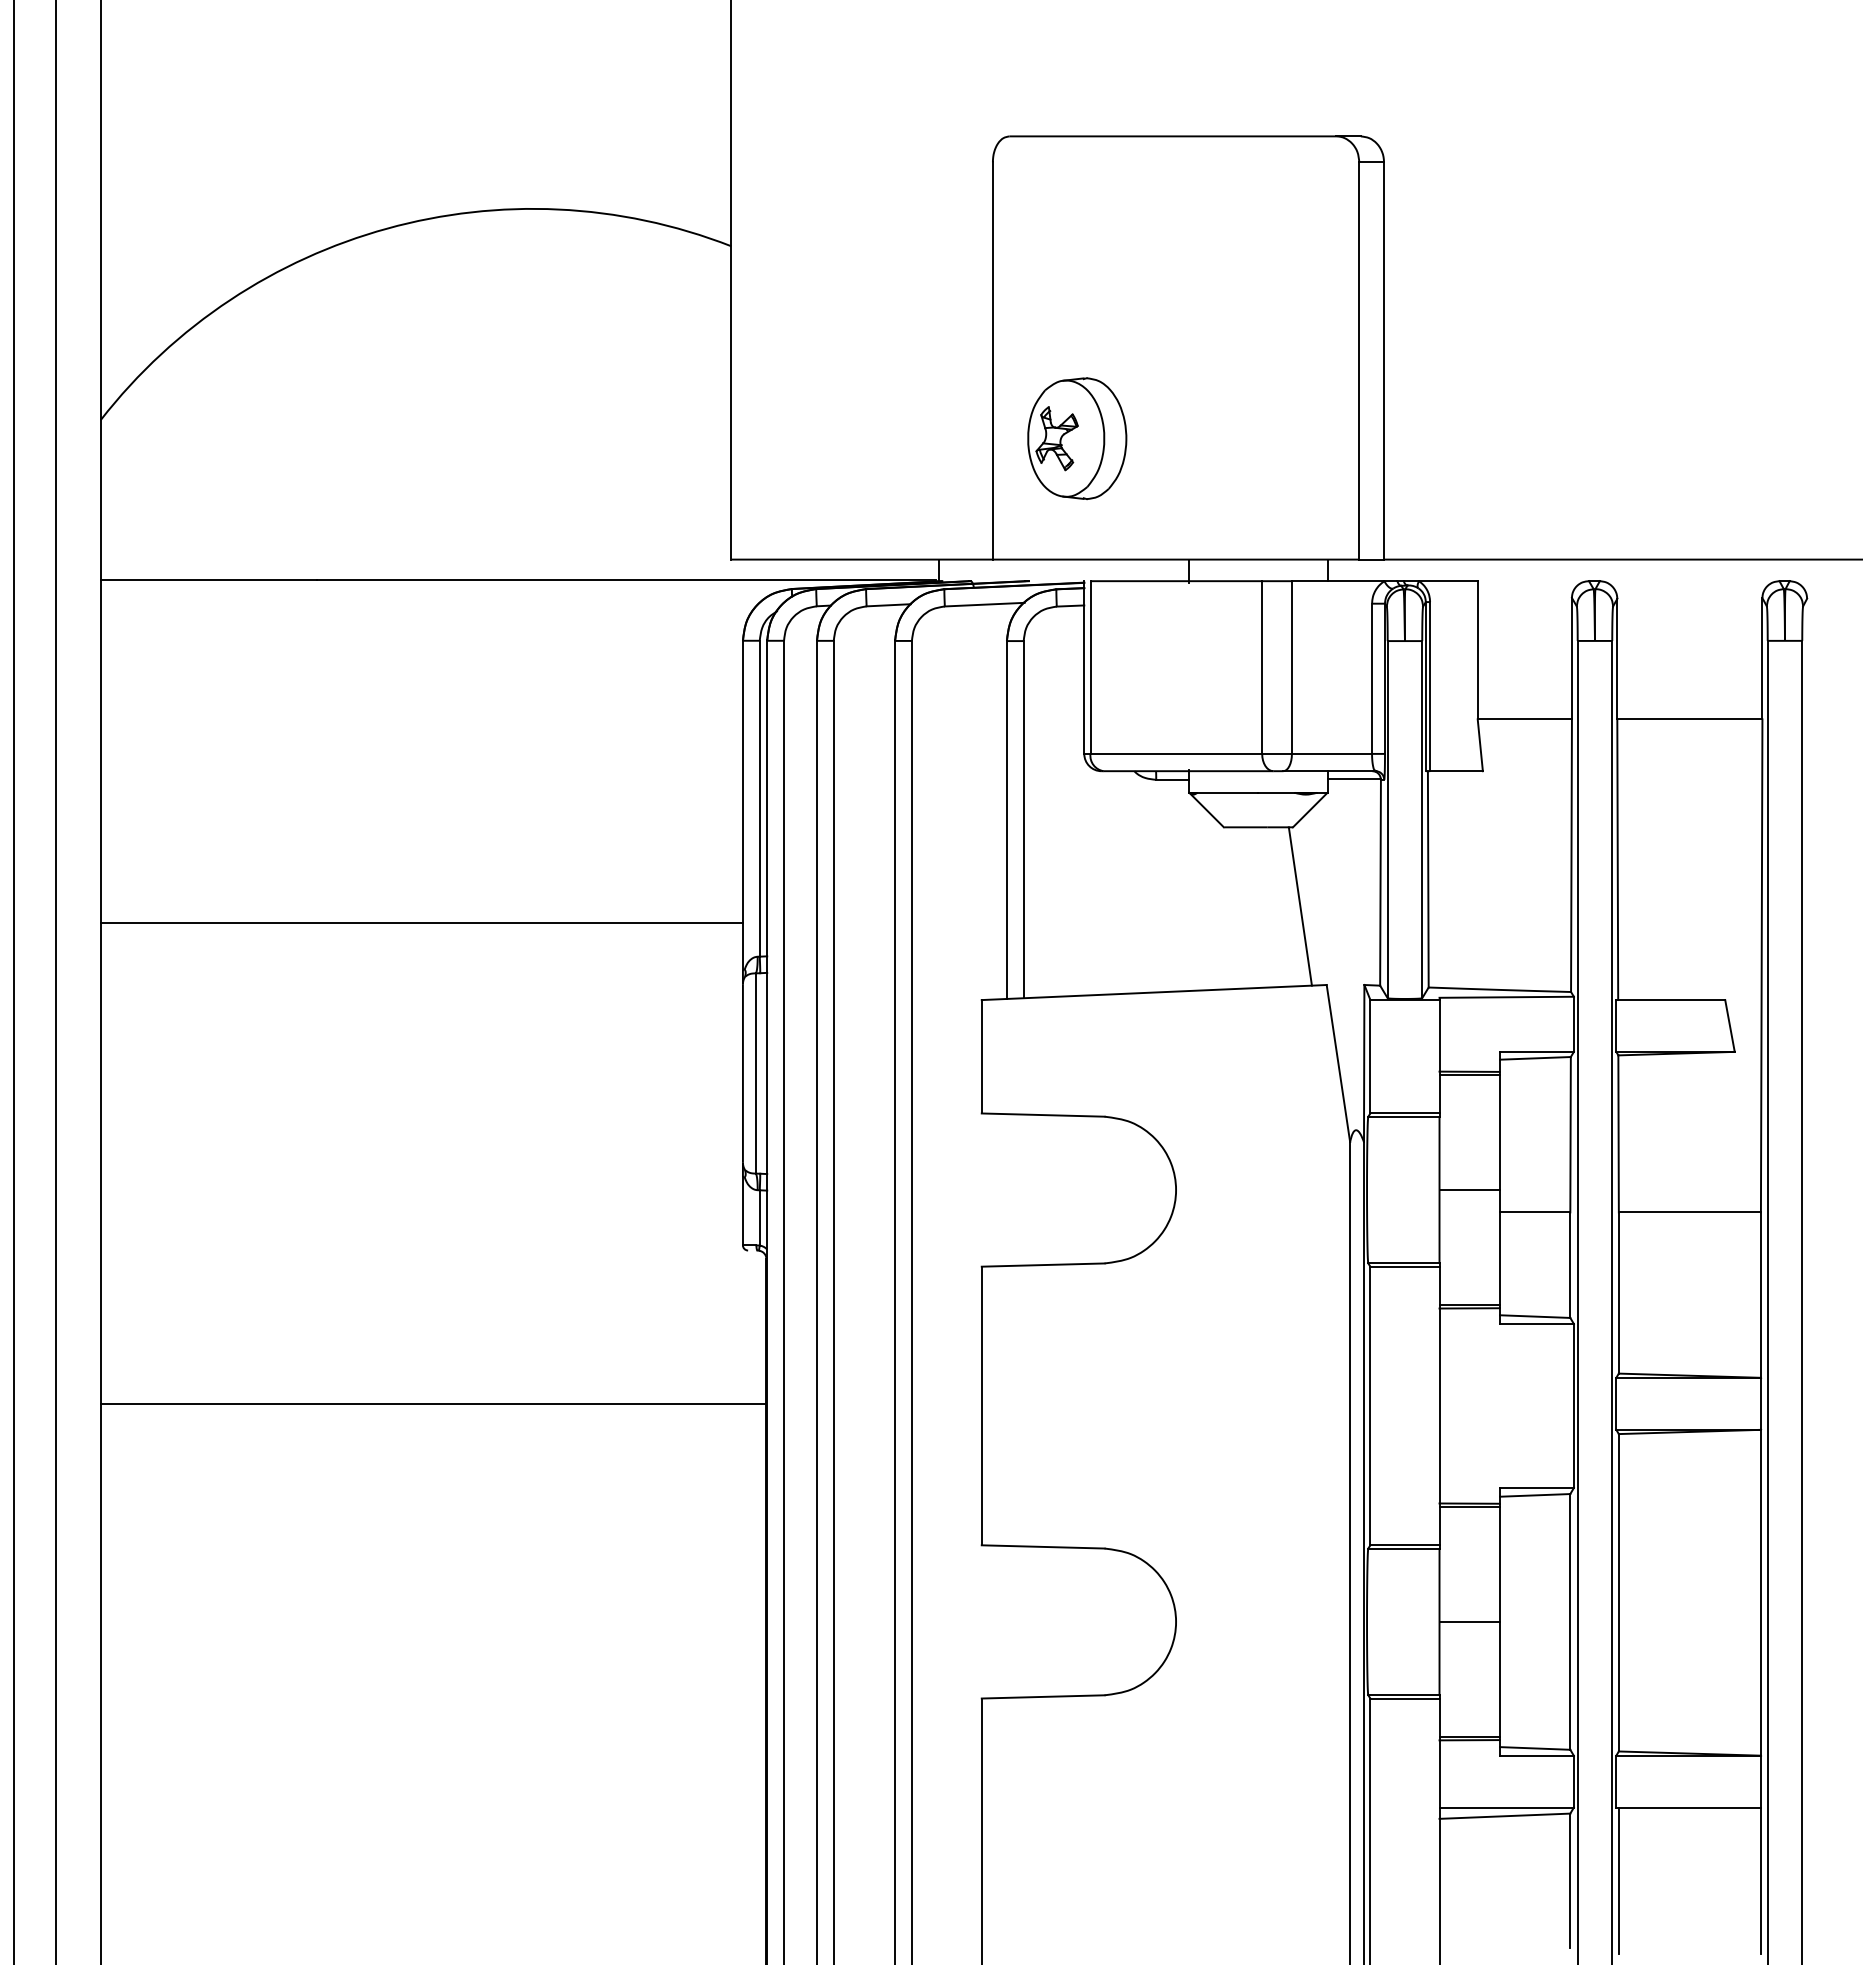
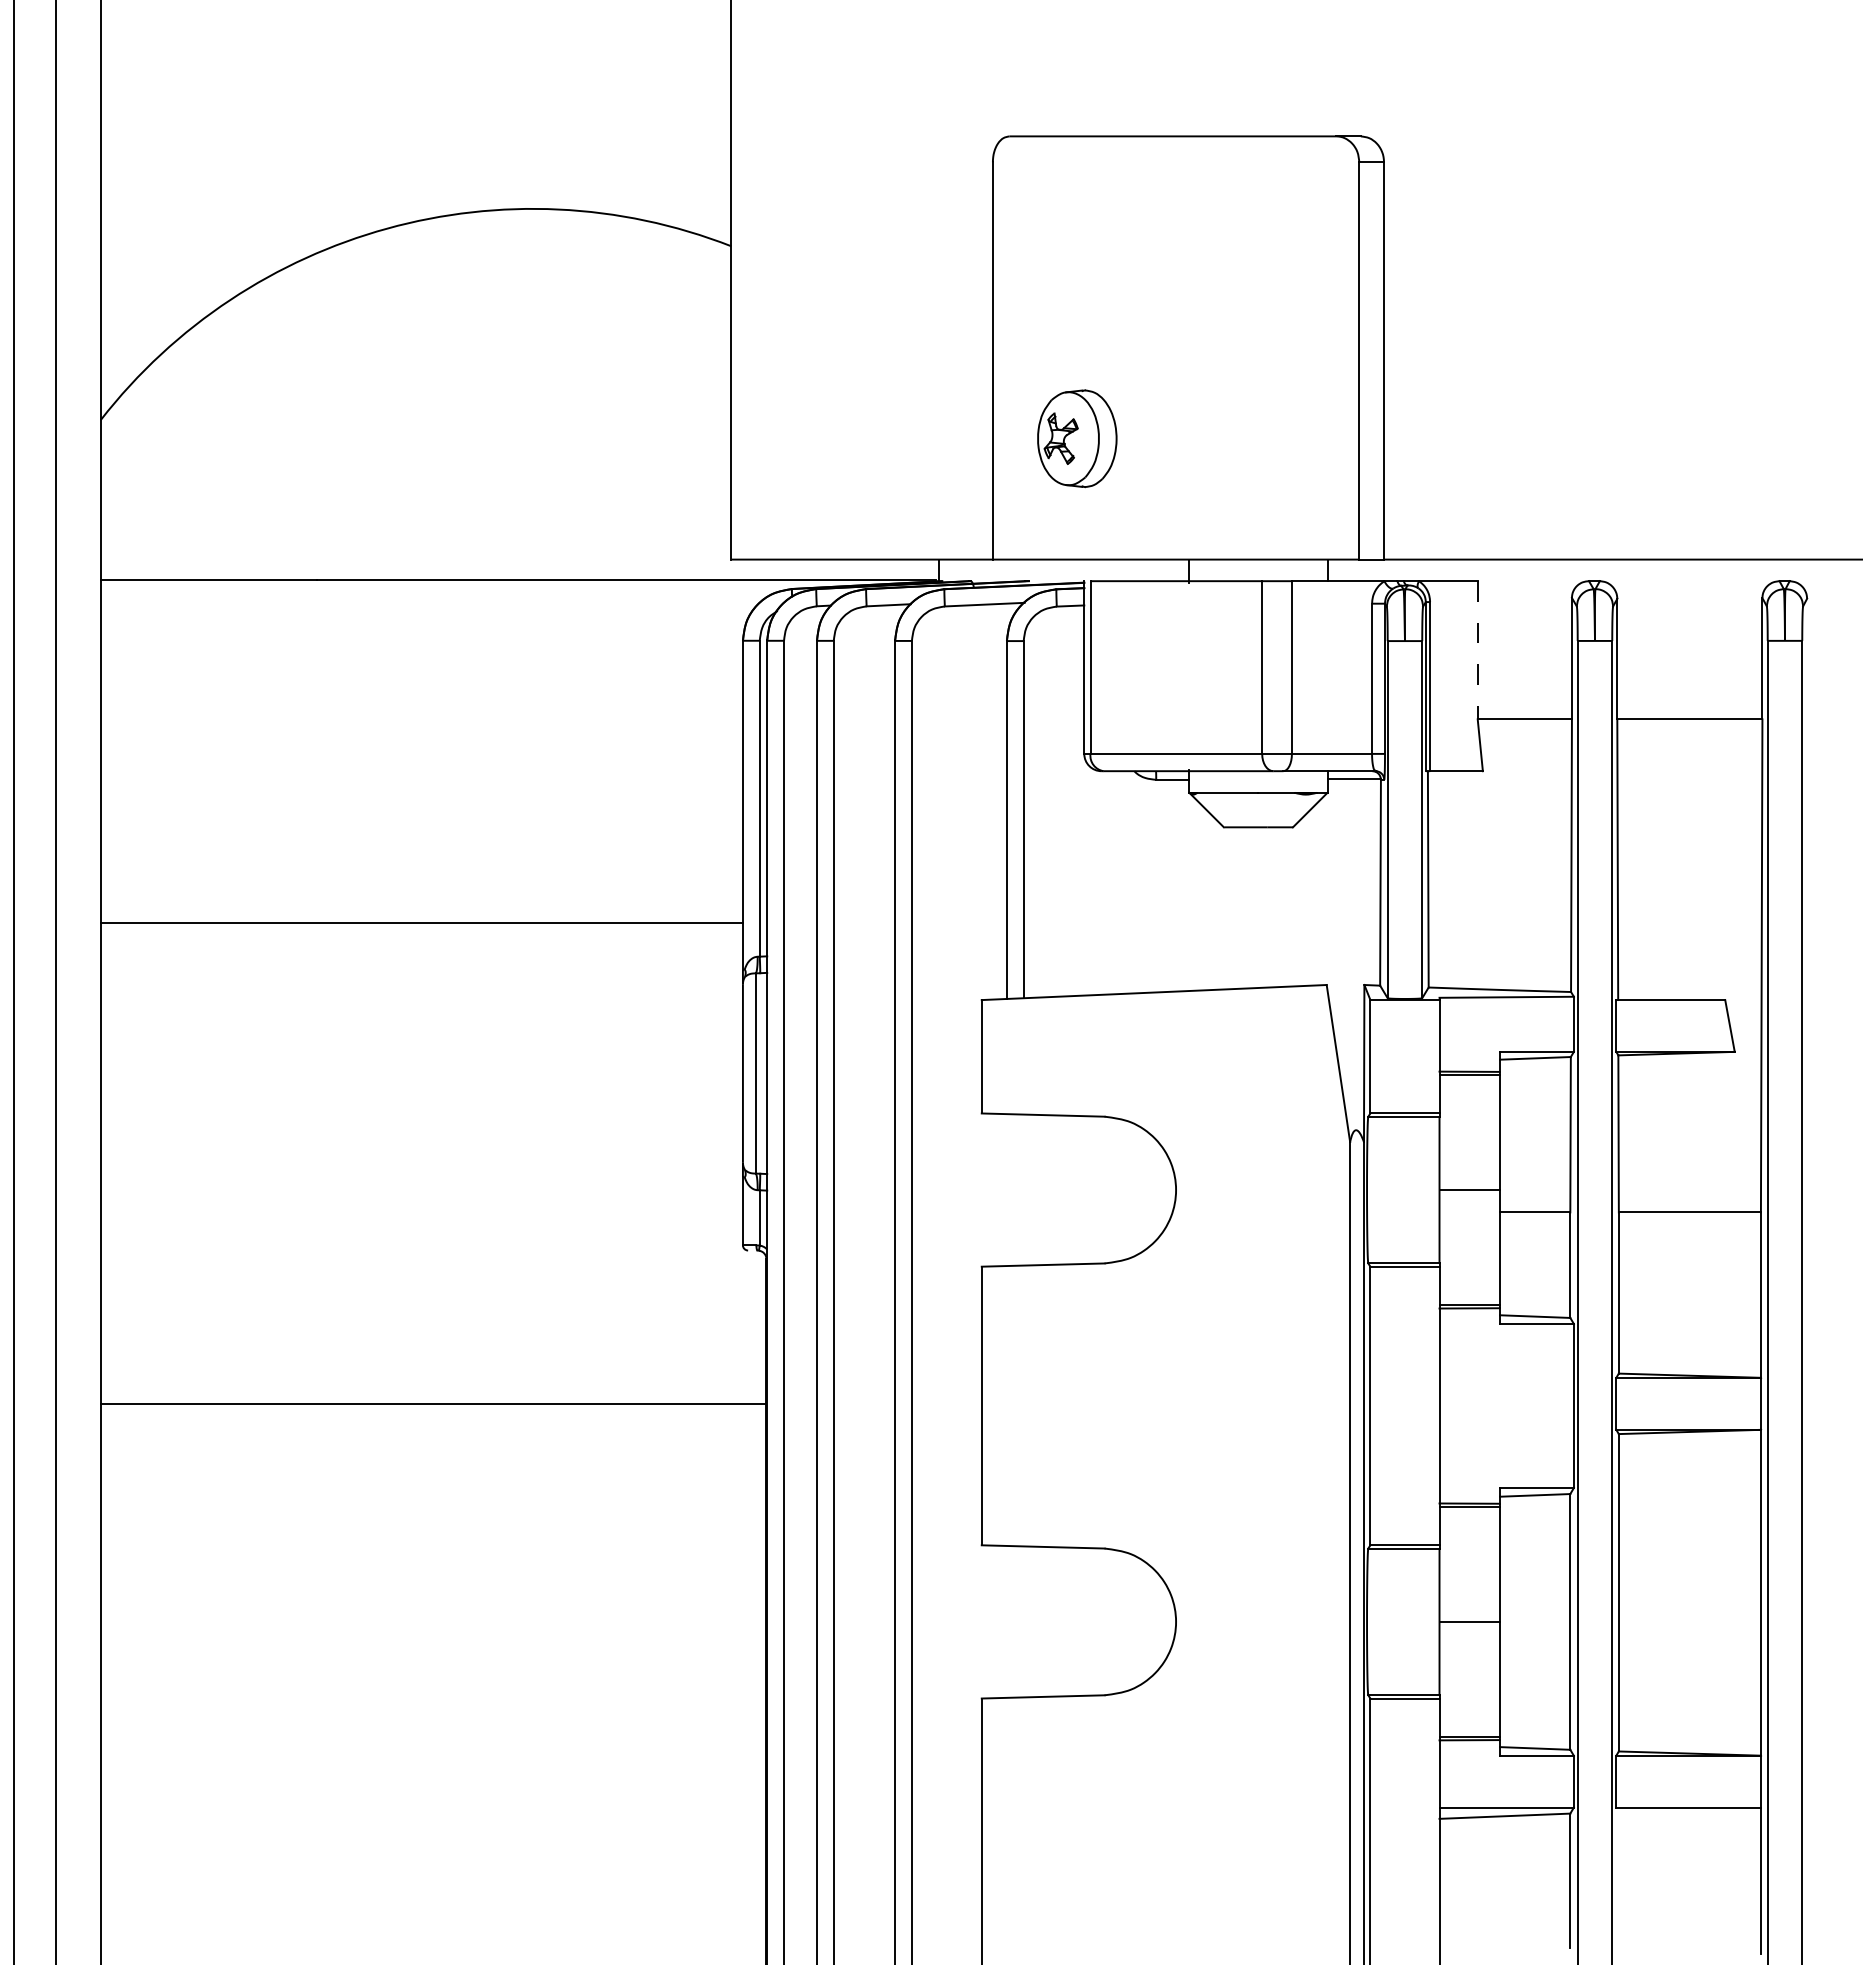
part size: 101x124 px -> 81x100 px (1077, 438)
line: solid -> dashed (1477, 650)
line: present -> none (1299, 906)
line: present -> none (1618, 1880)
